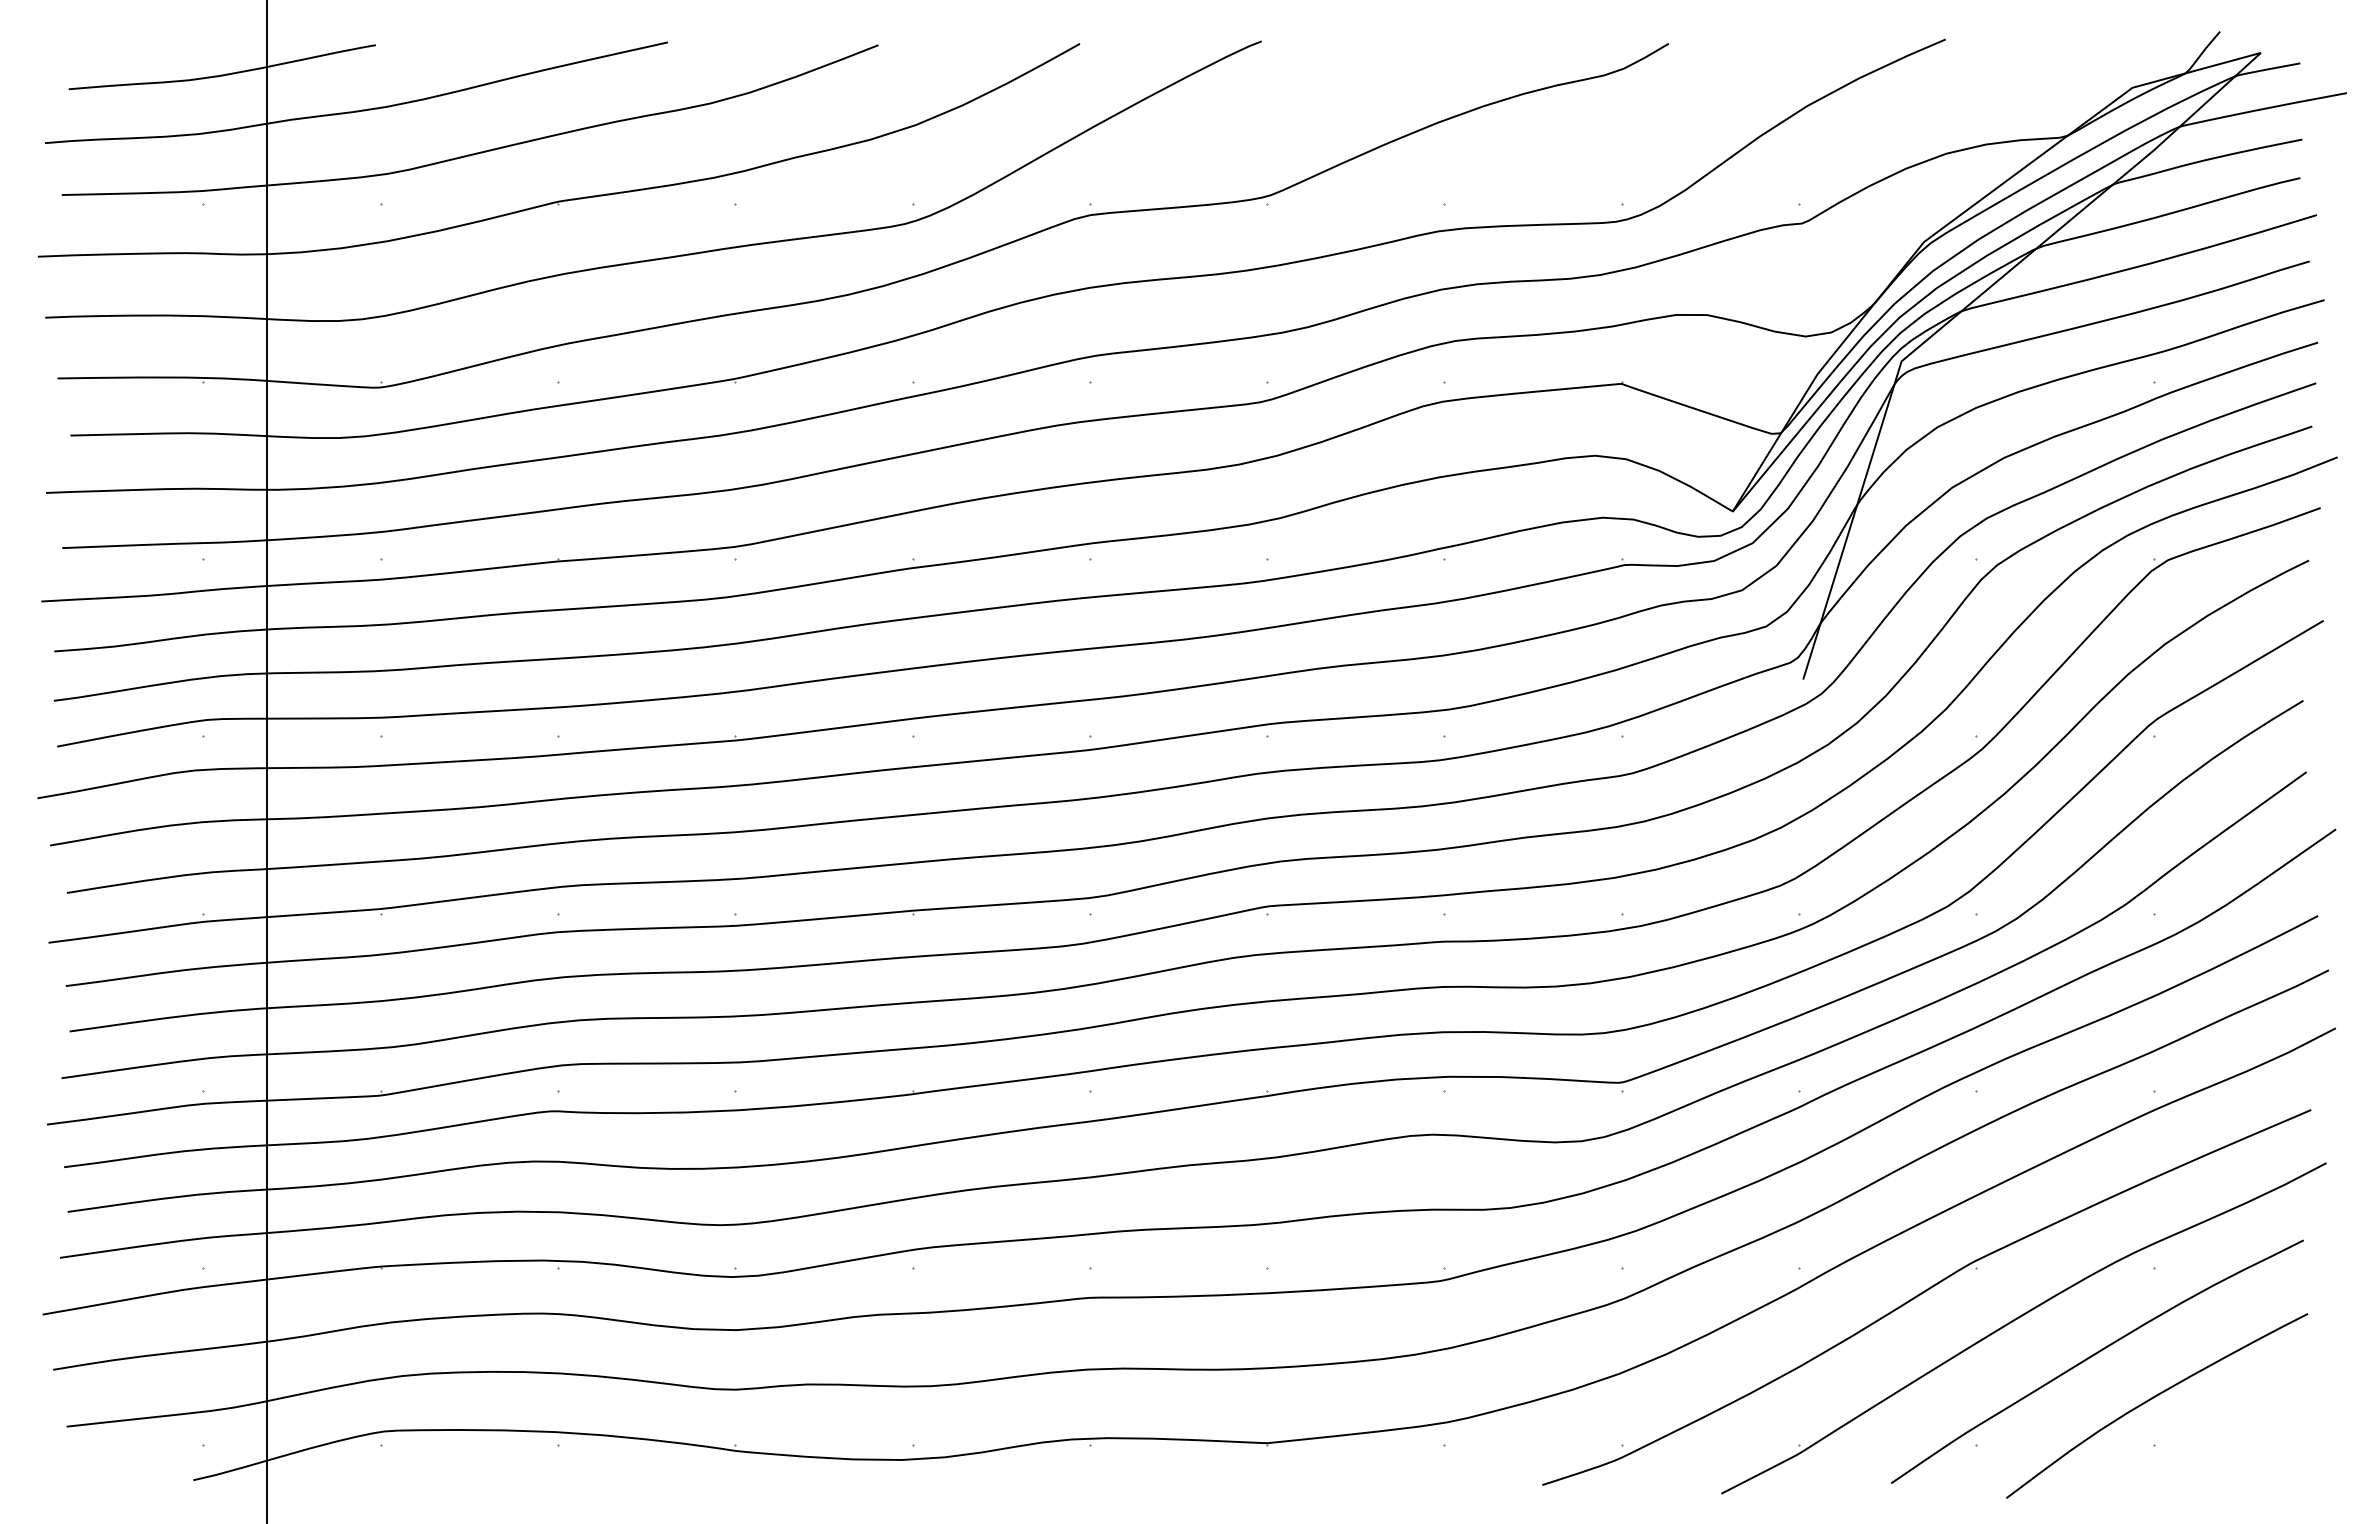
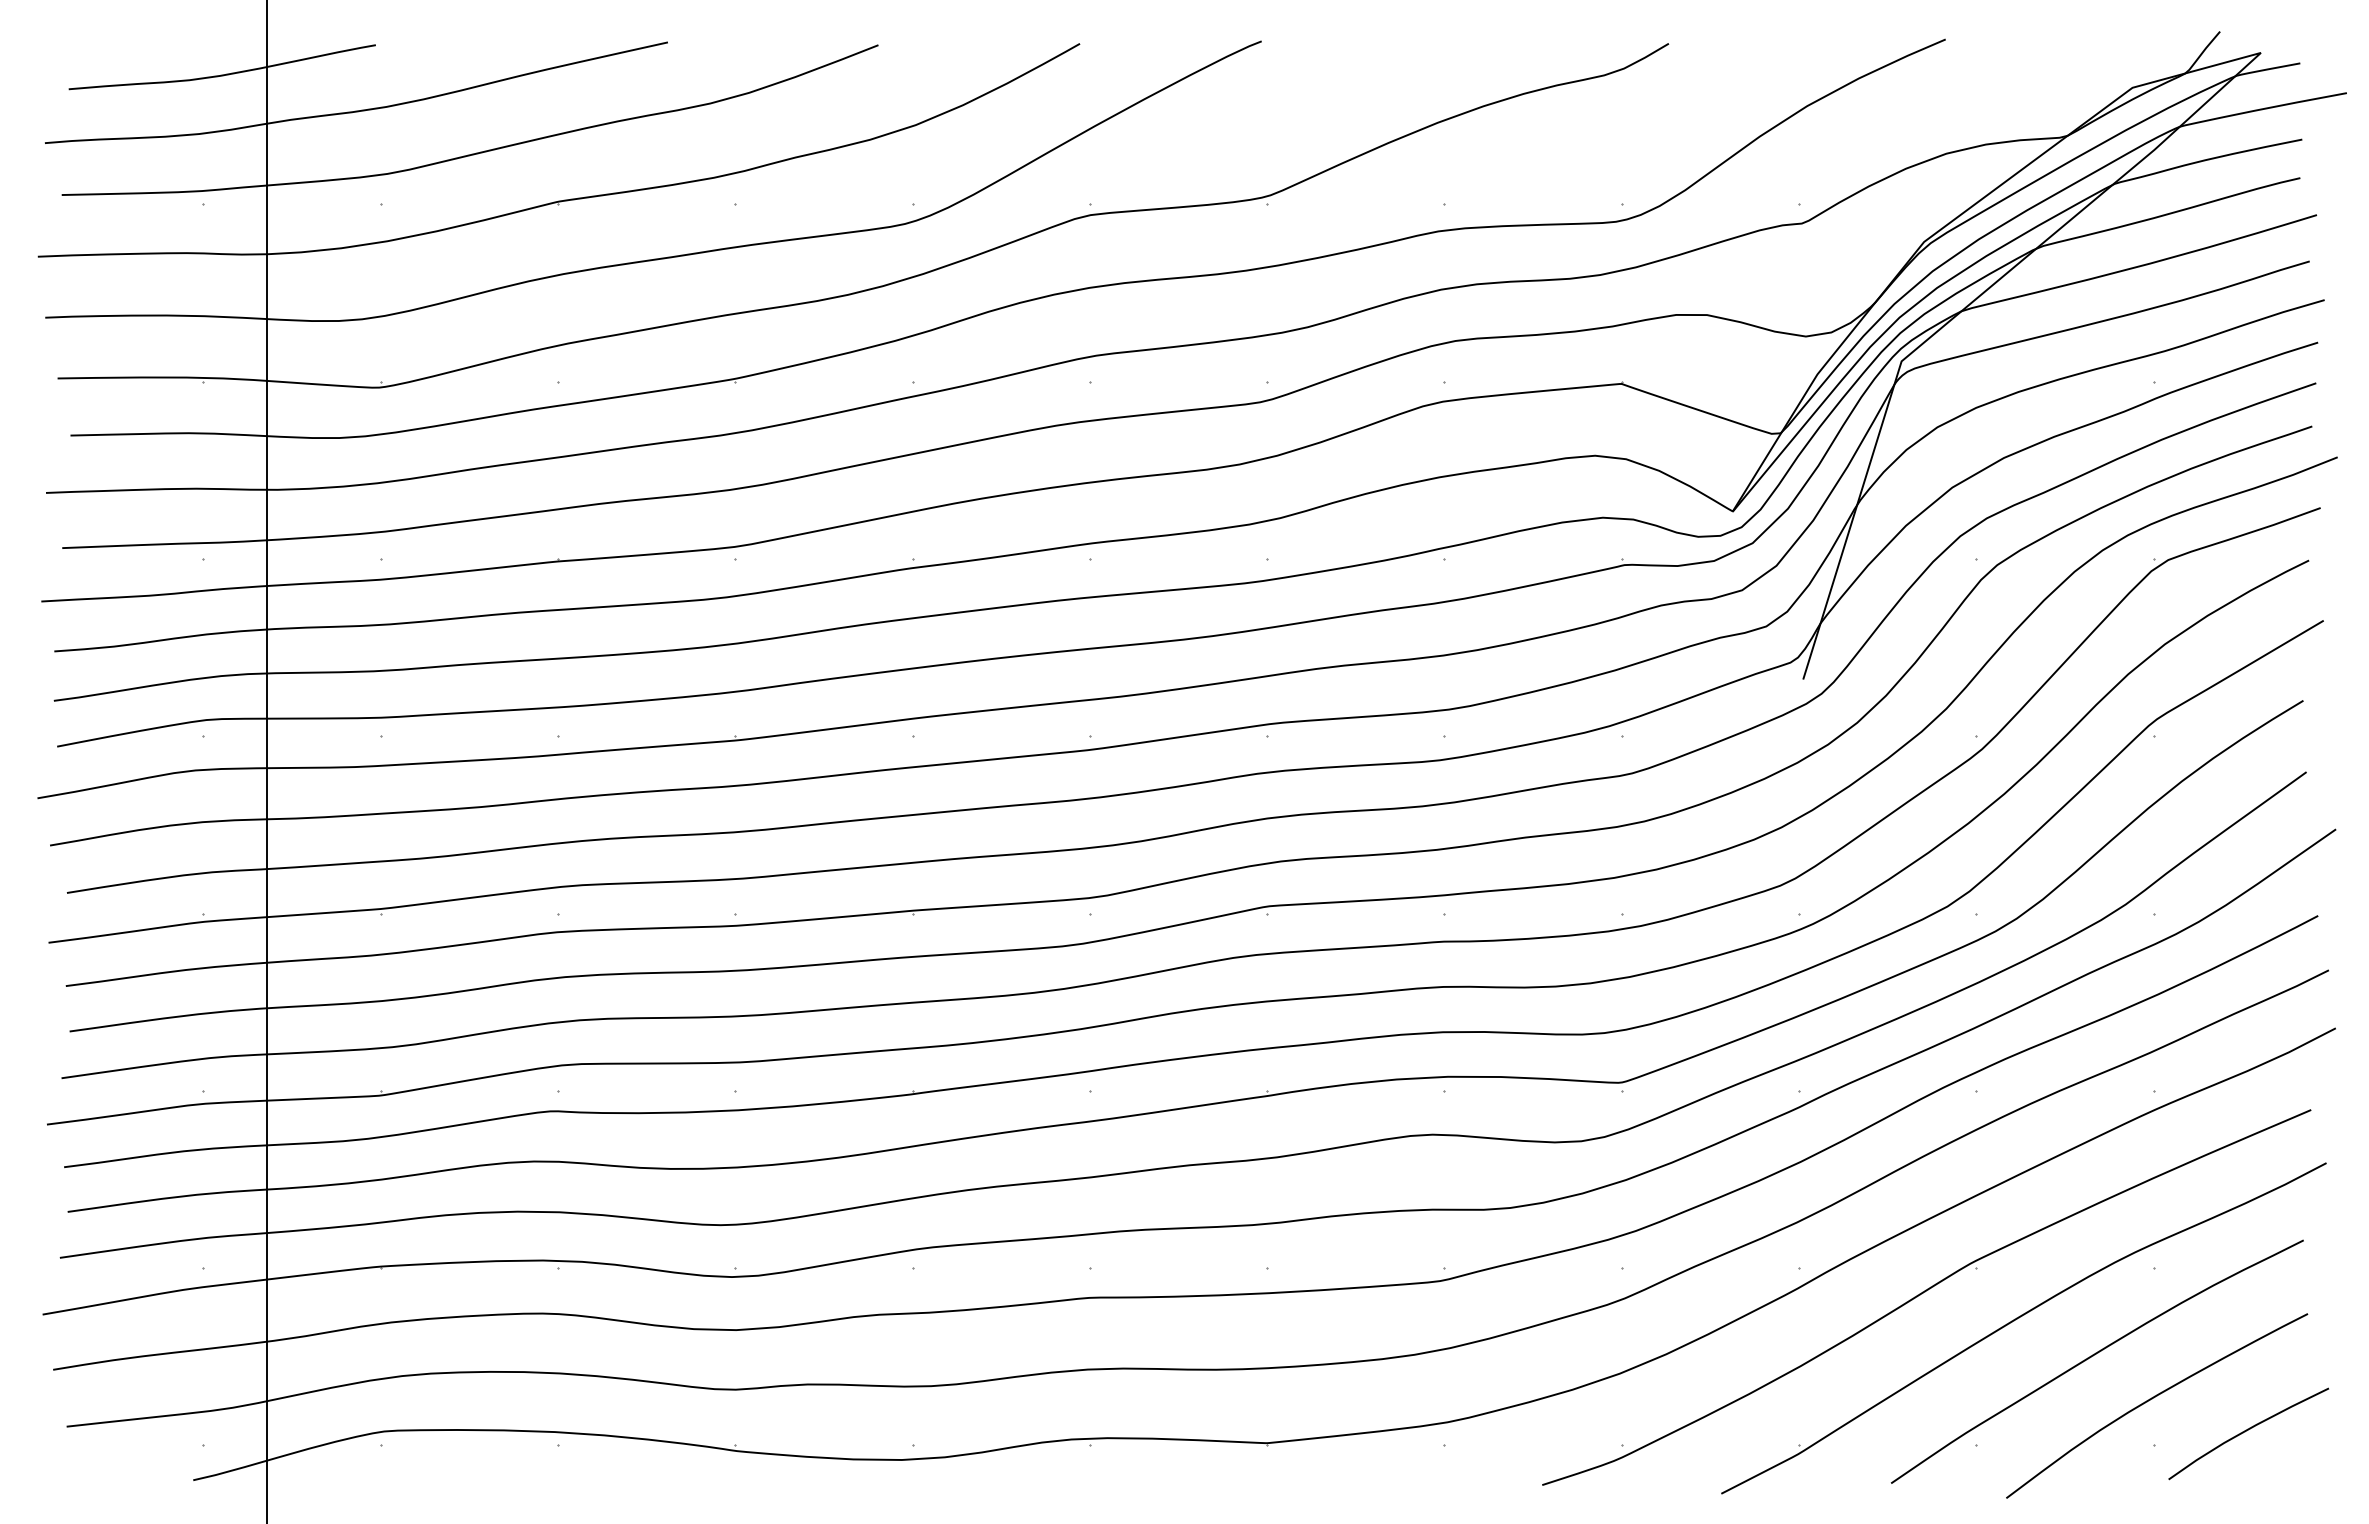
curve: none -> present (2246, 1431)
